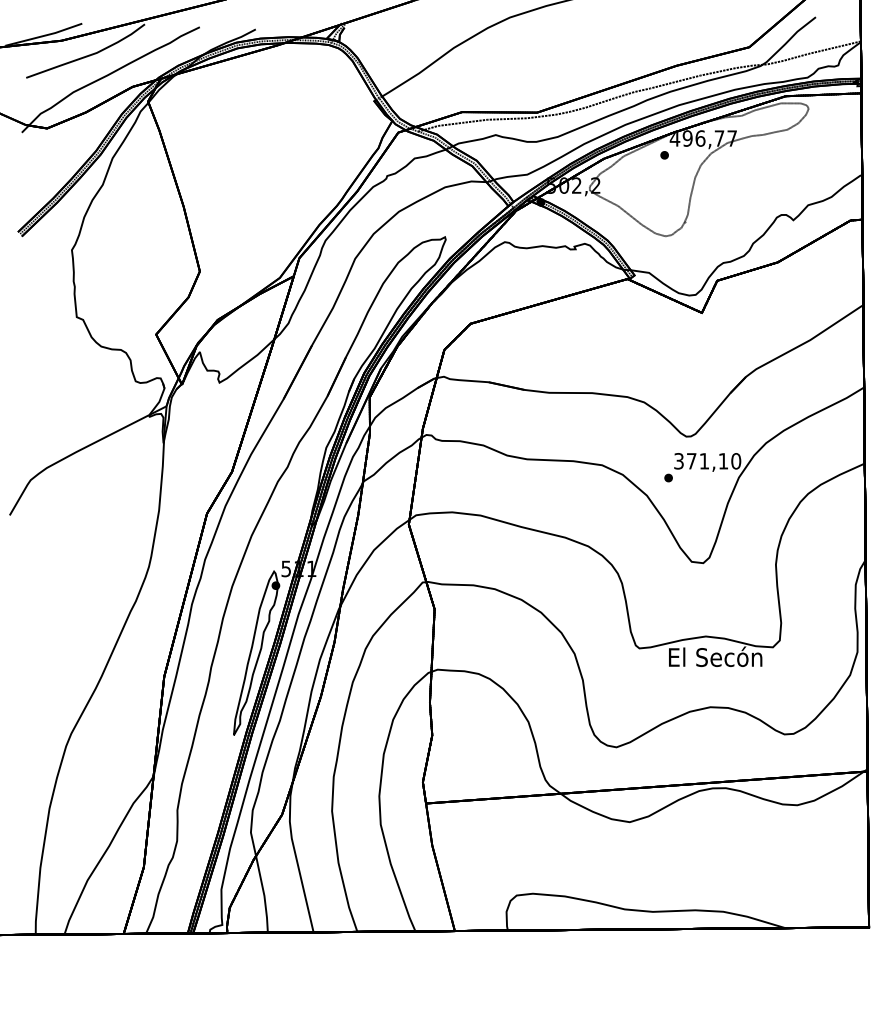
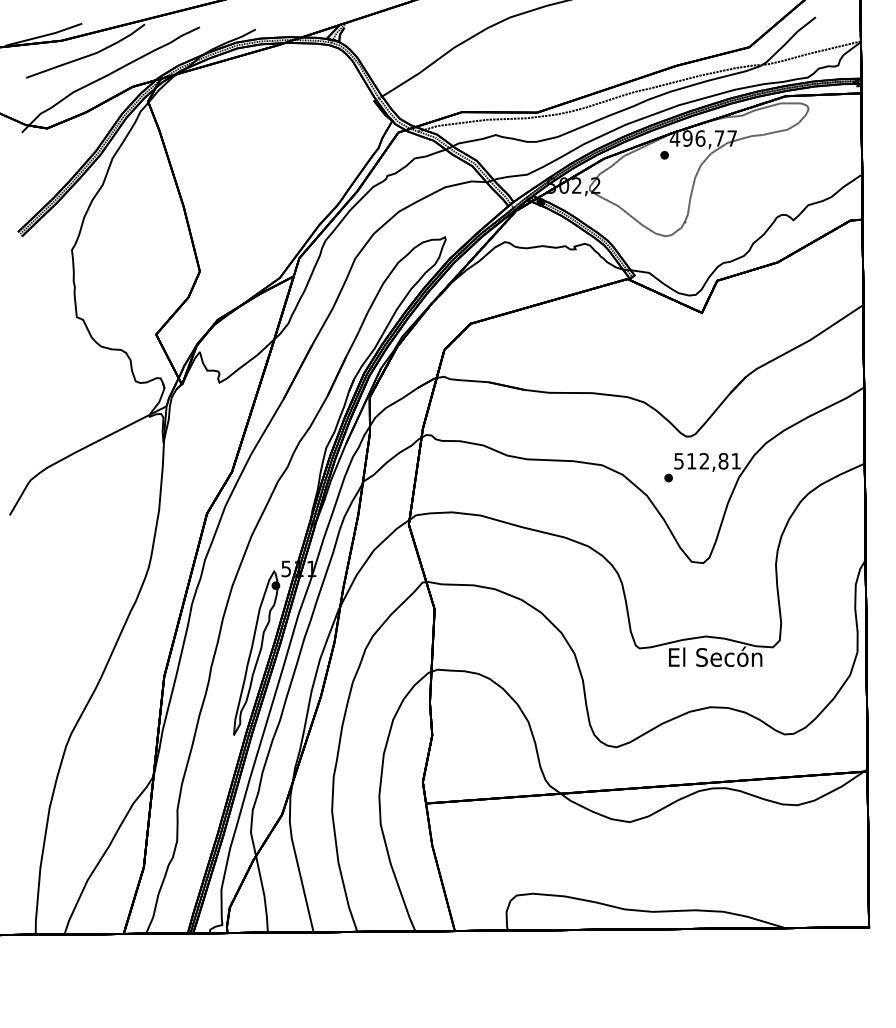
text: 371,10 -> 512,81 (707, 461)
